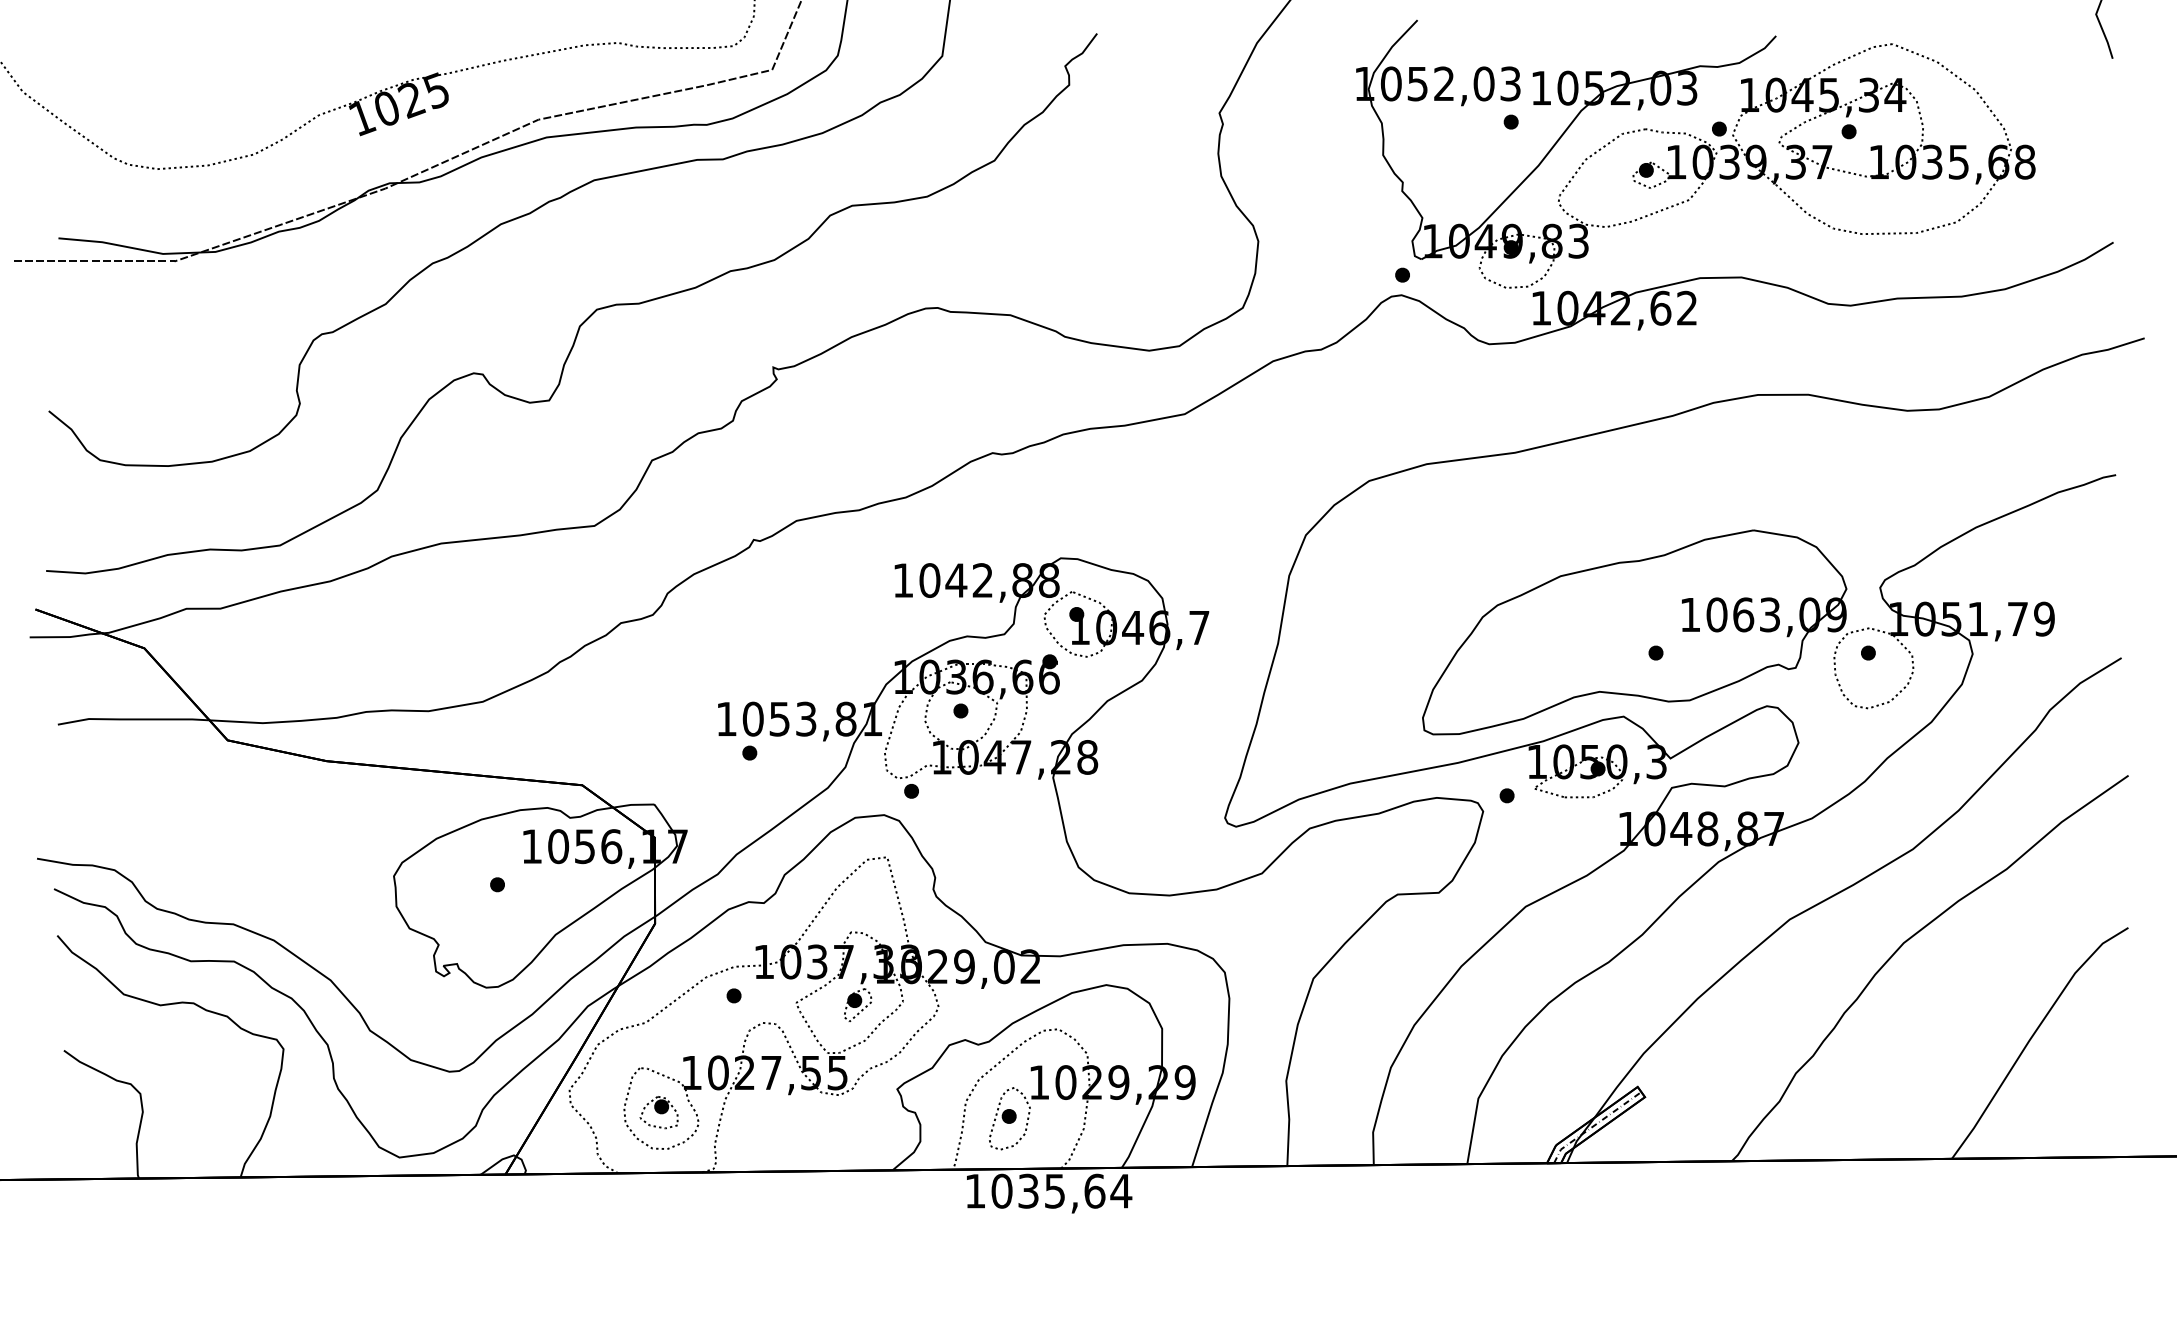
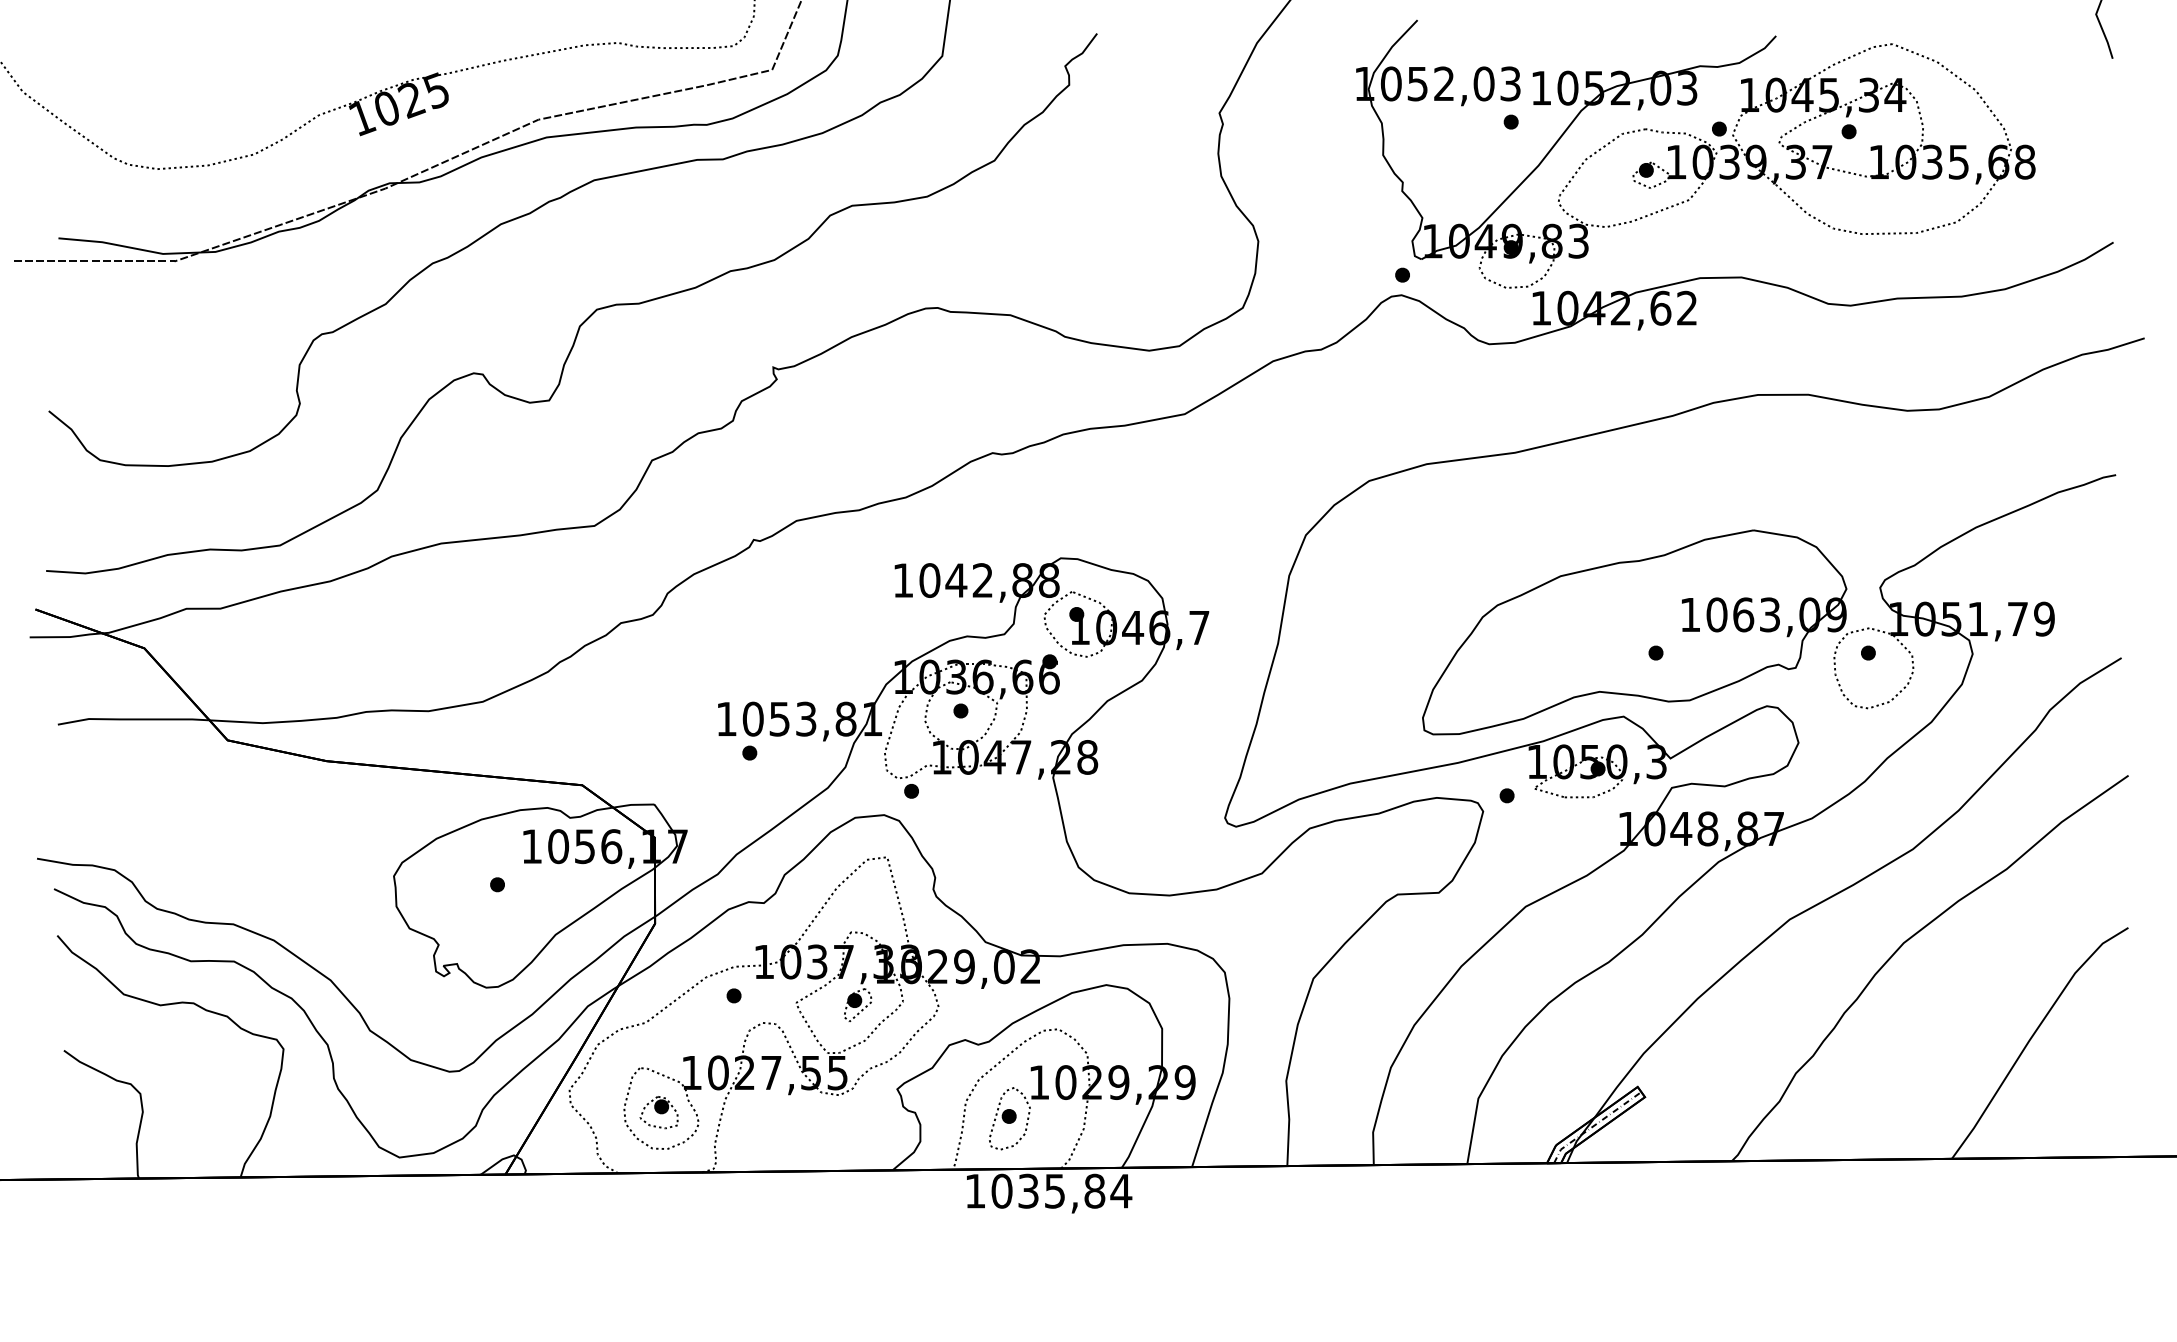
text: 1035,64 -> 1035,84 (1094, 1190)
